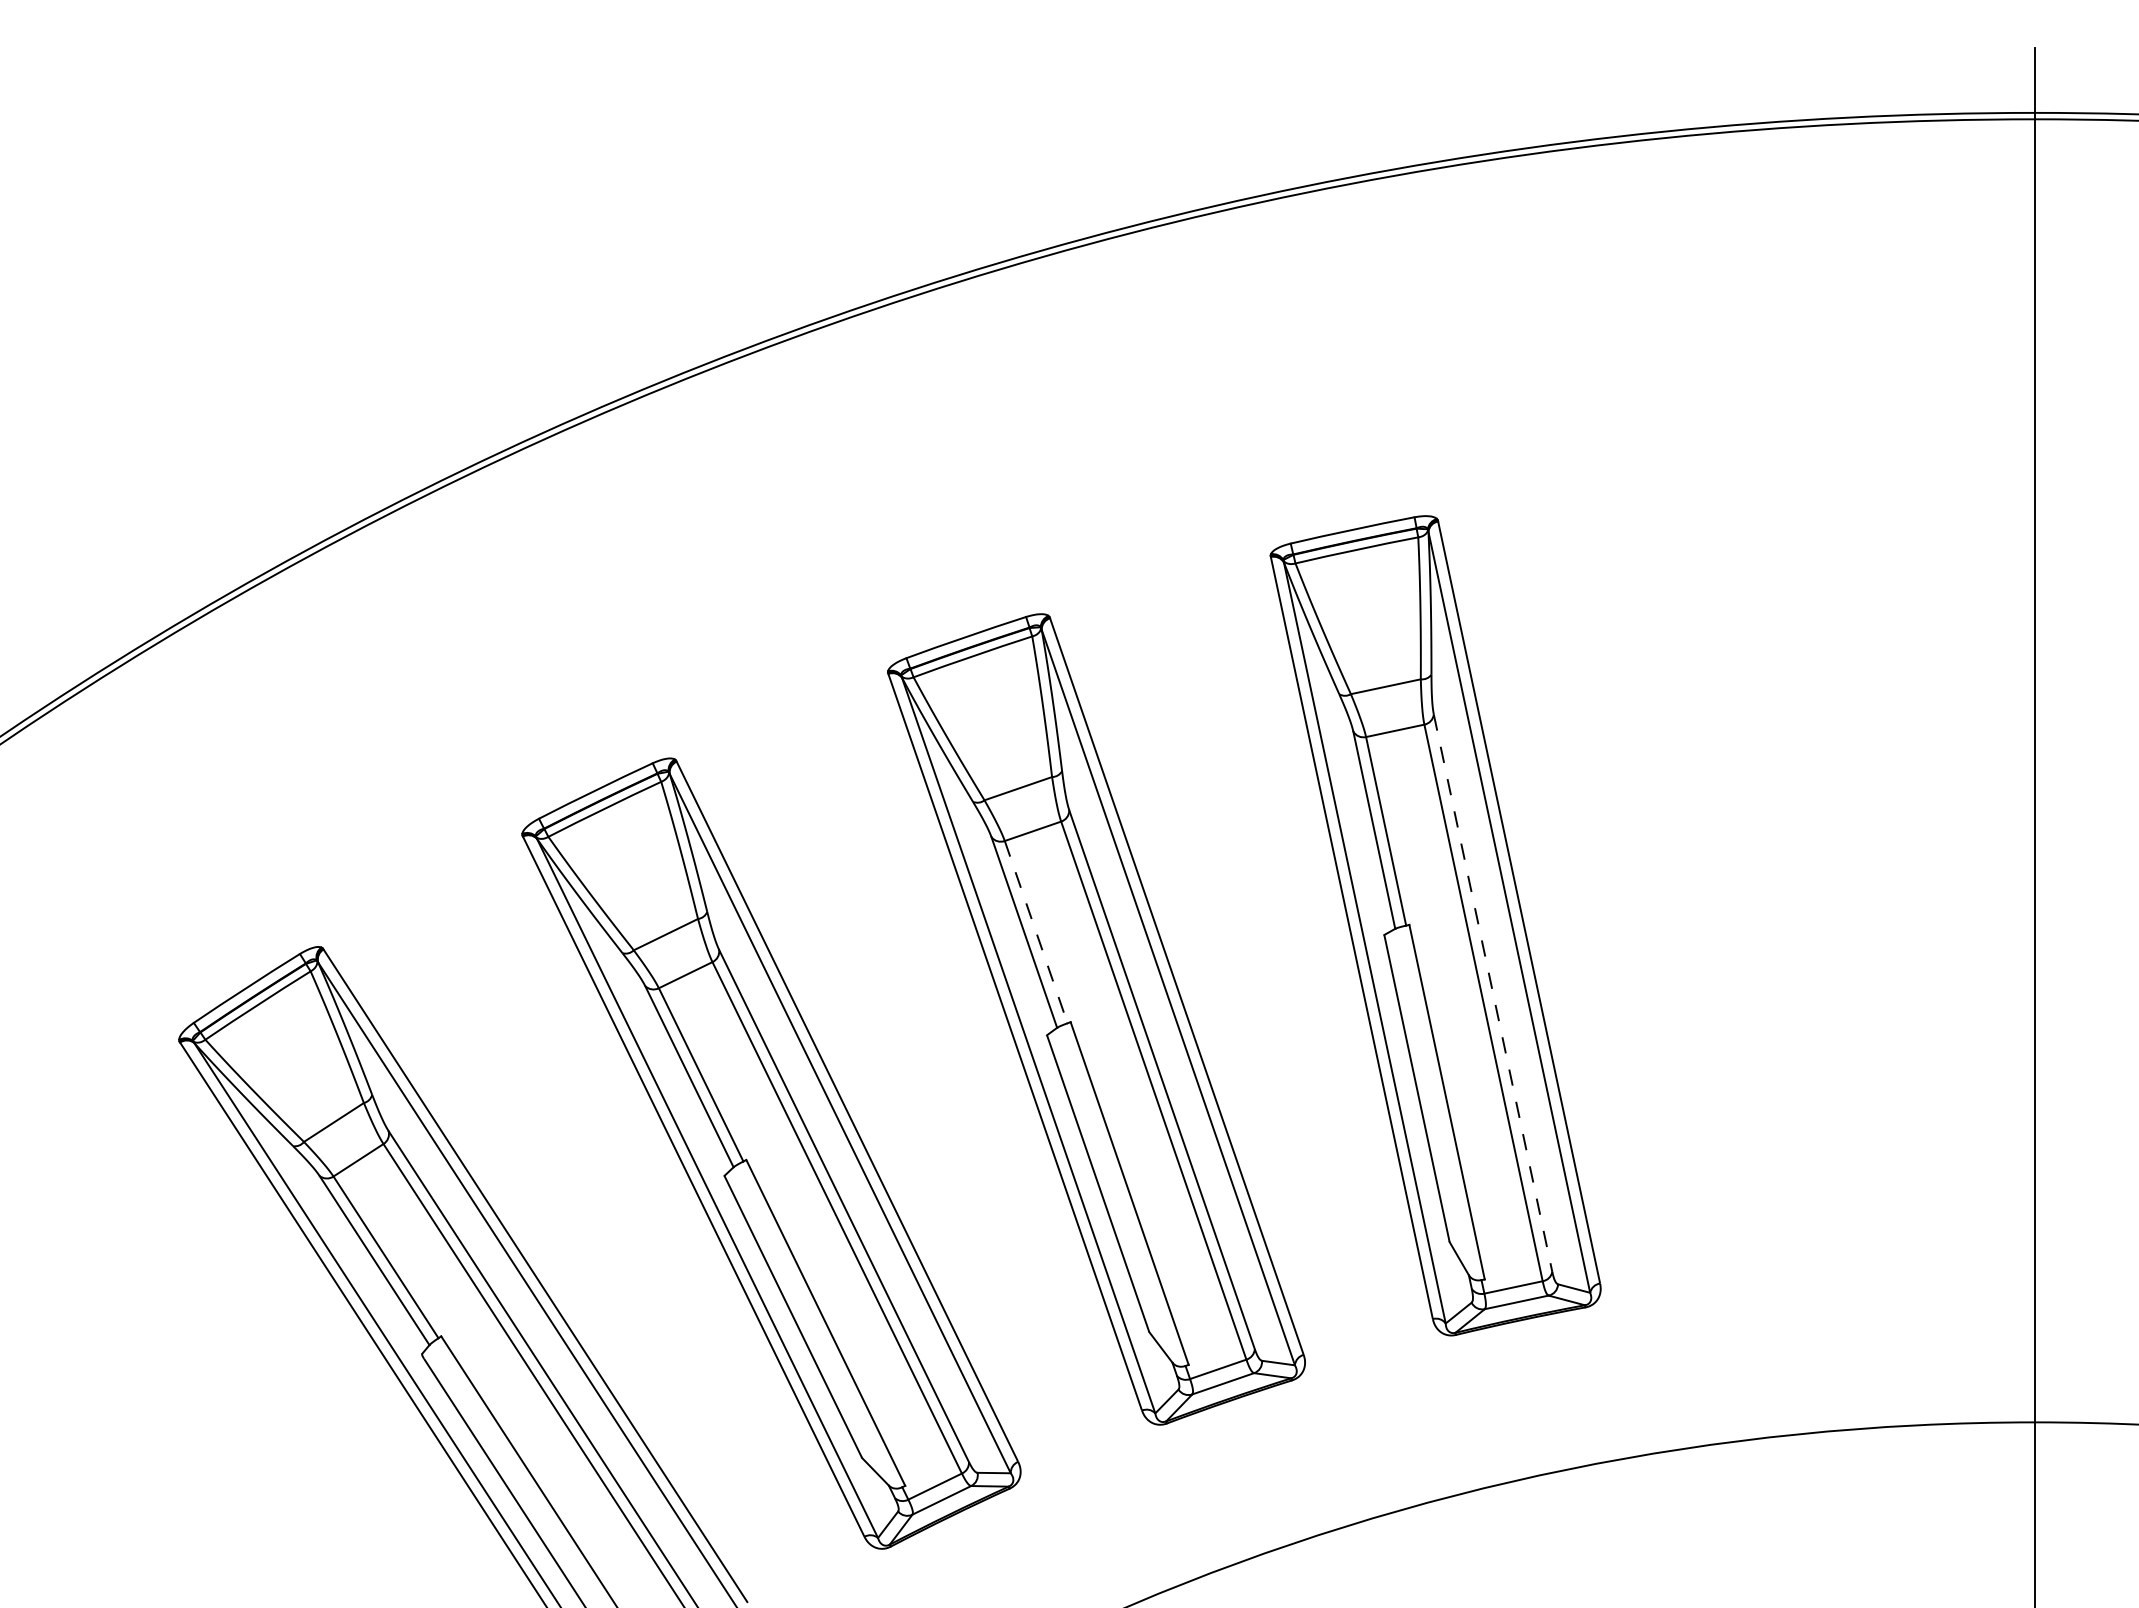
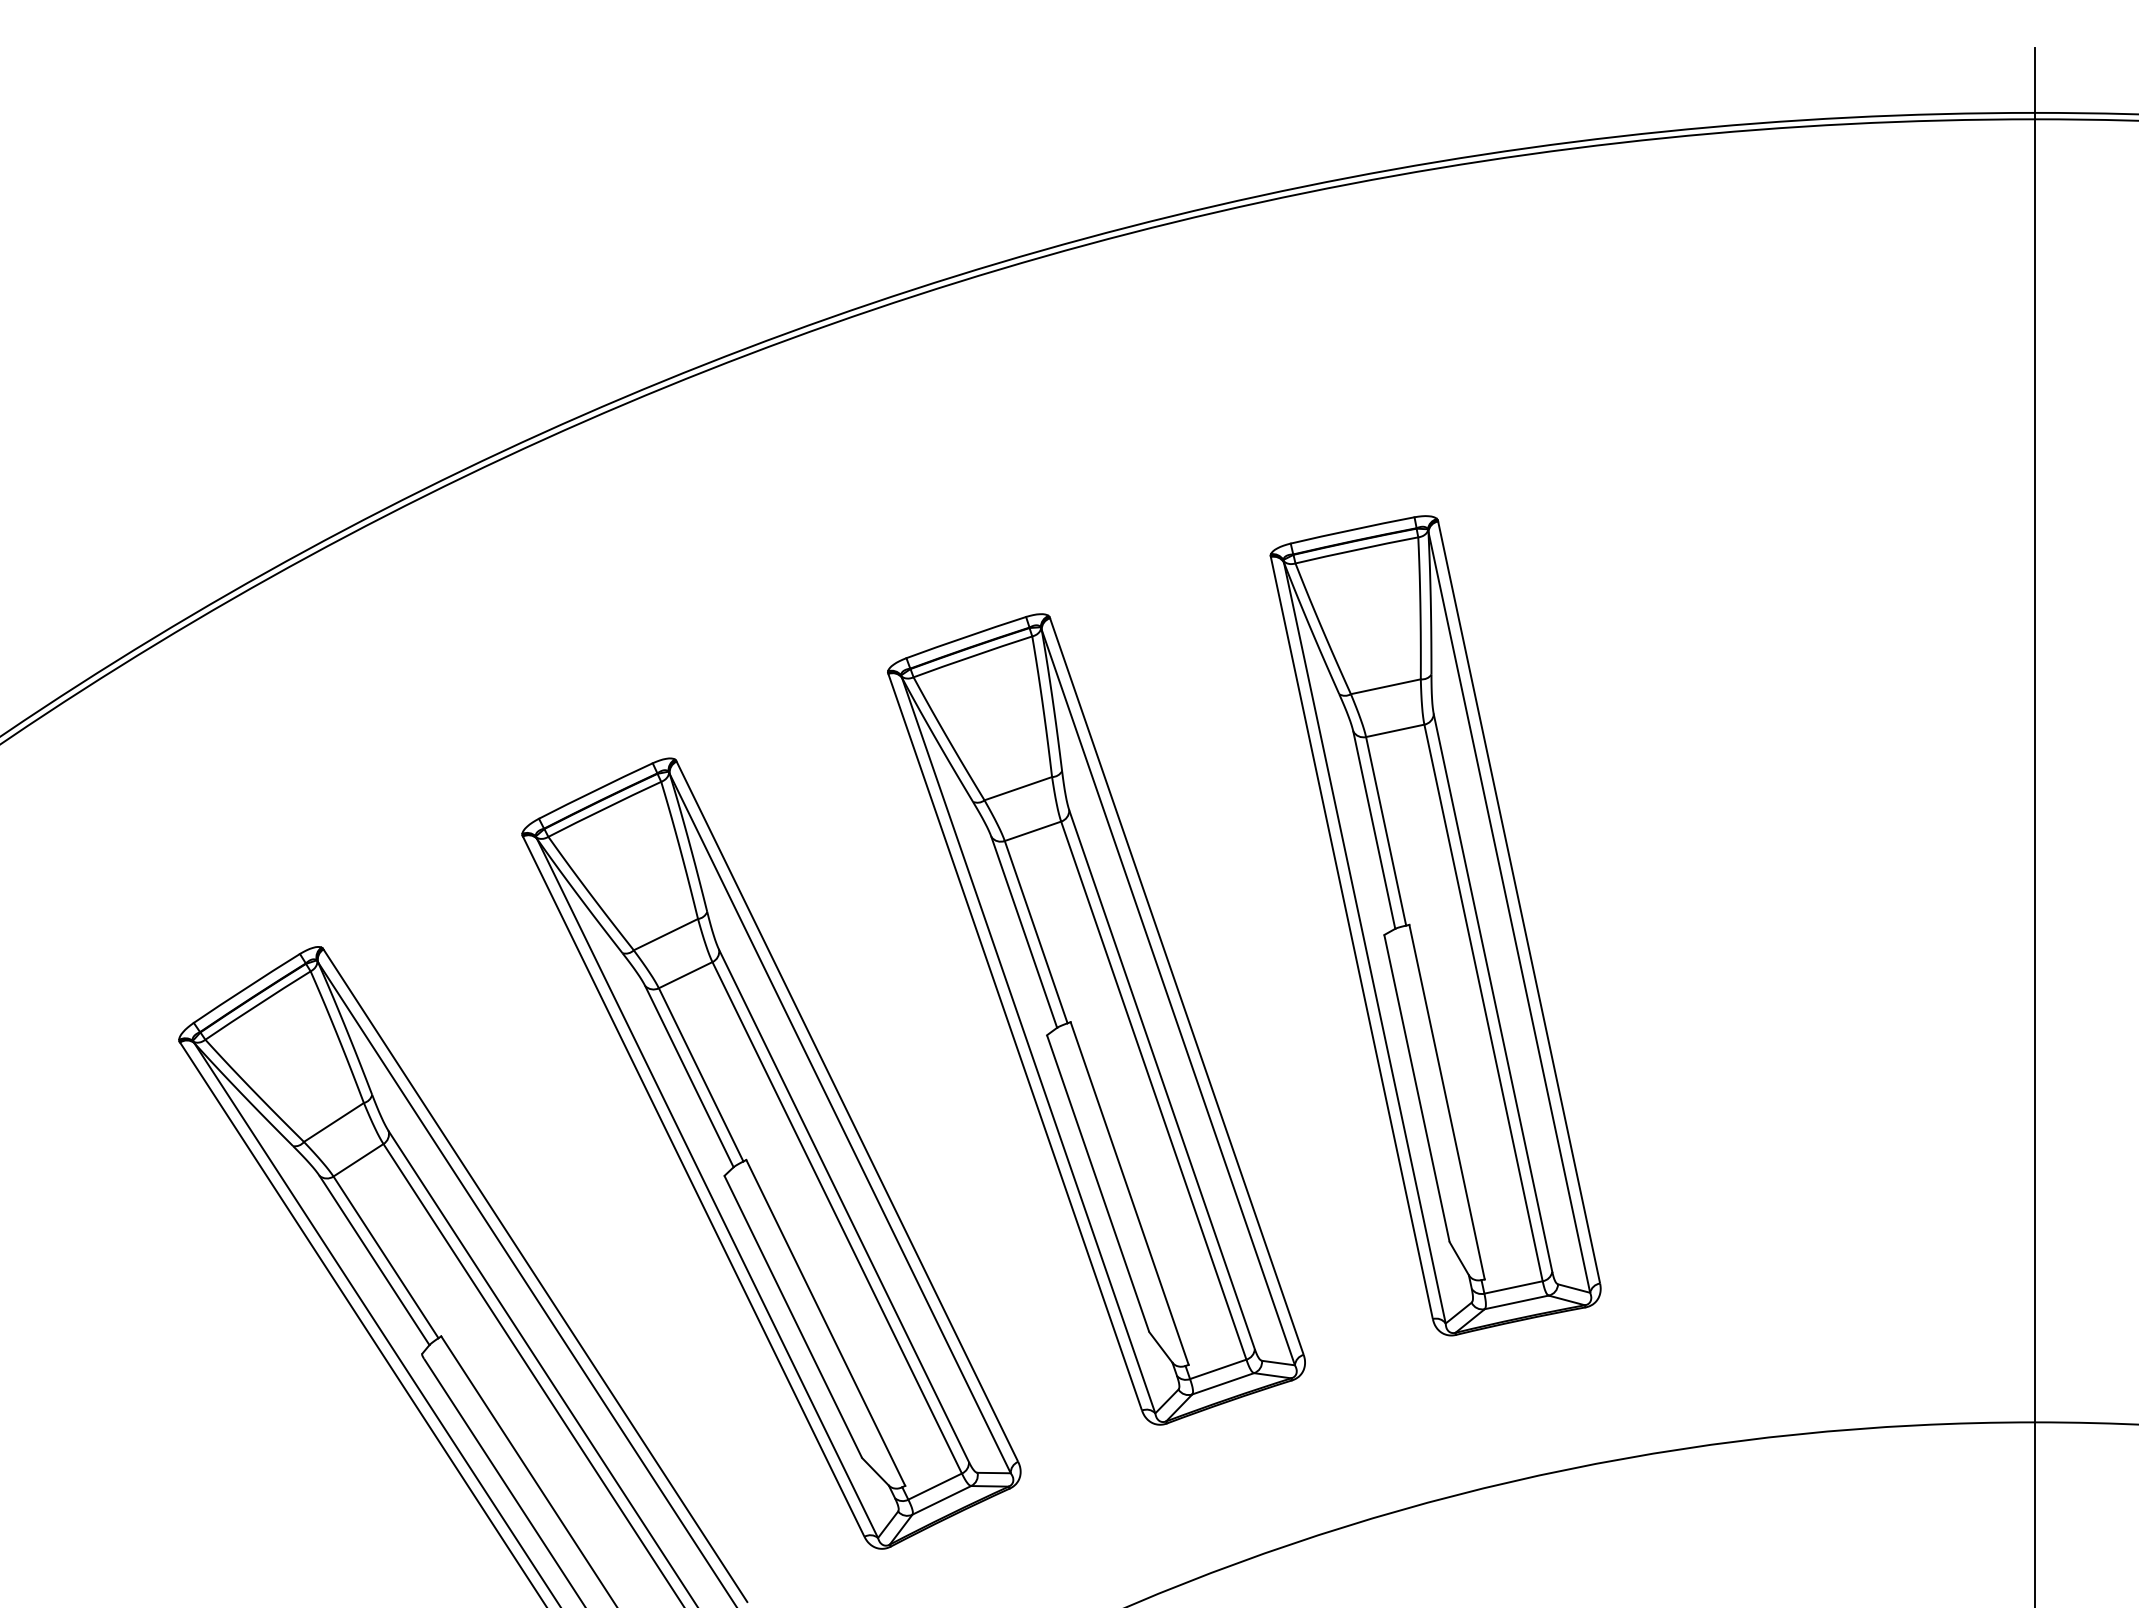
line: dashed -> solid (1036, 932)
line: dashed -> solid (1493, 993)
